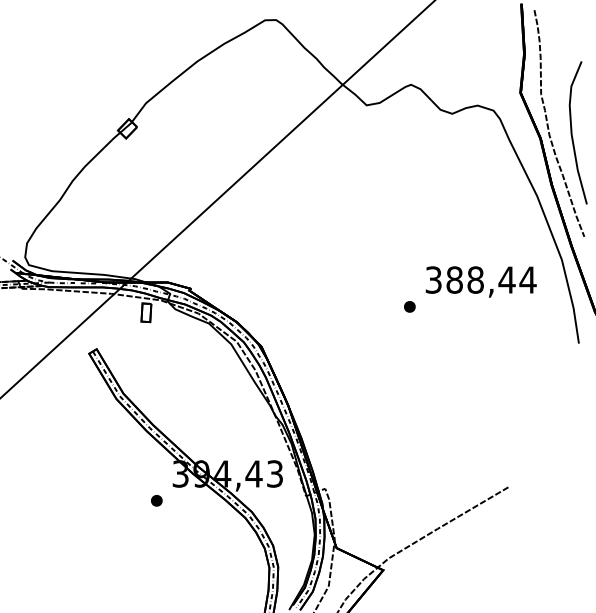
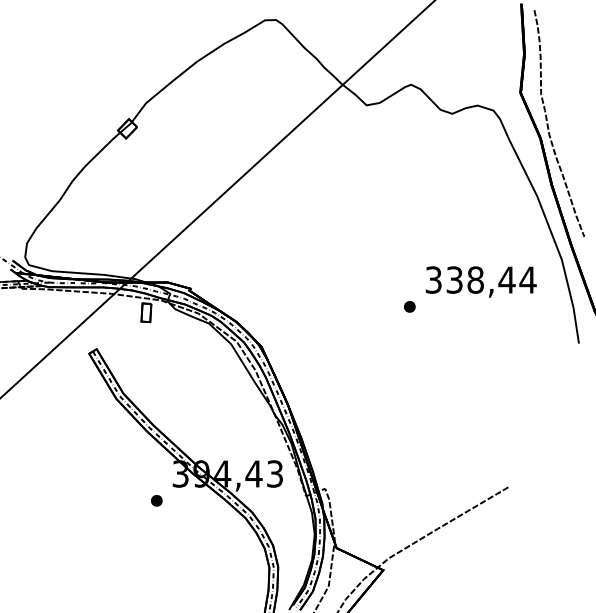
curve: present -> none (572, 132)
text: 388,44 -> 338,44 (454, 279)
